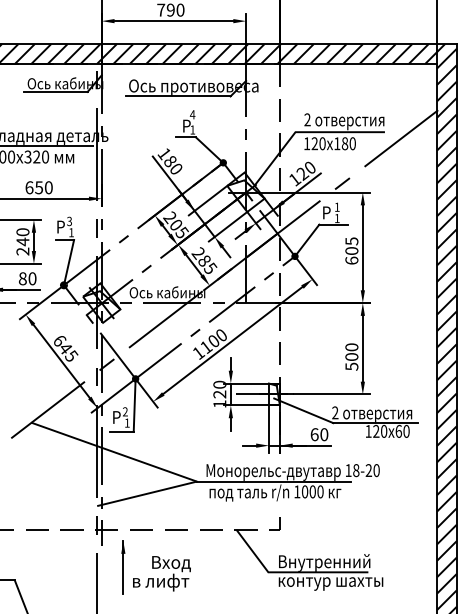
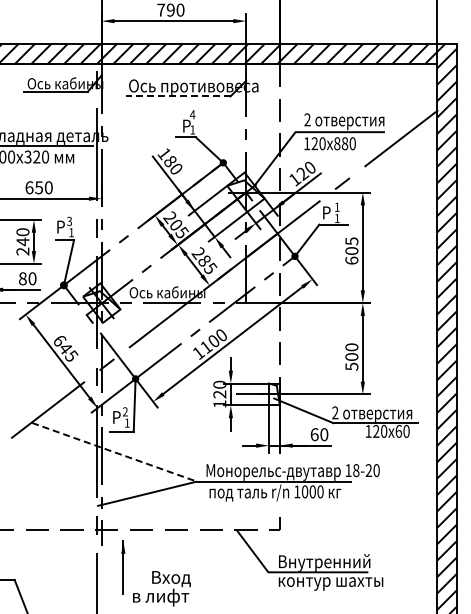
line: solid -> dashed (177, 96)
text: 180 -> 880 (337, 143)
line: solid -> dashed (114, 452)
text position: (161, 573) -> (161, 588) (161, 588)
